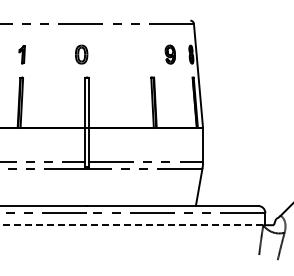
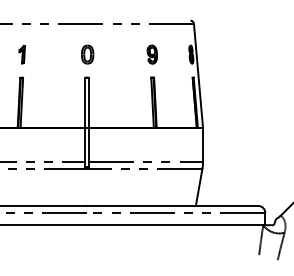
part position: (81, 54) -> (87, 54) (87, 54)
part position: (169, 54) -> (151, 54) (151, 54)
line: dashed -> solid (131, 225)
